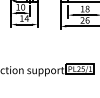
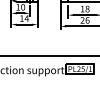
line: none -> present (49, 55)
